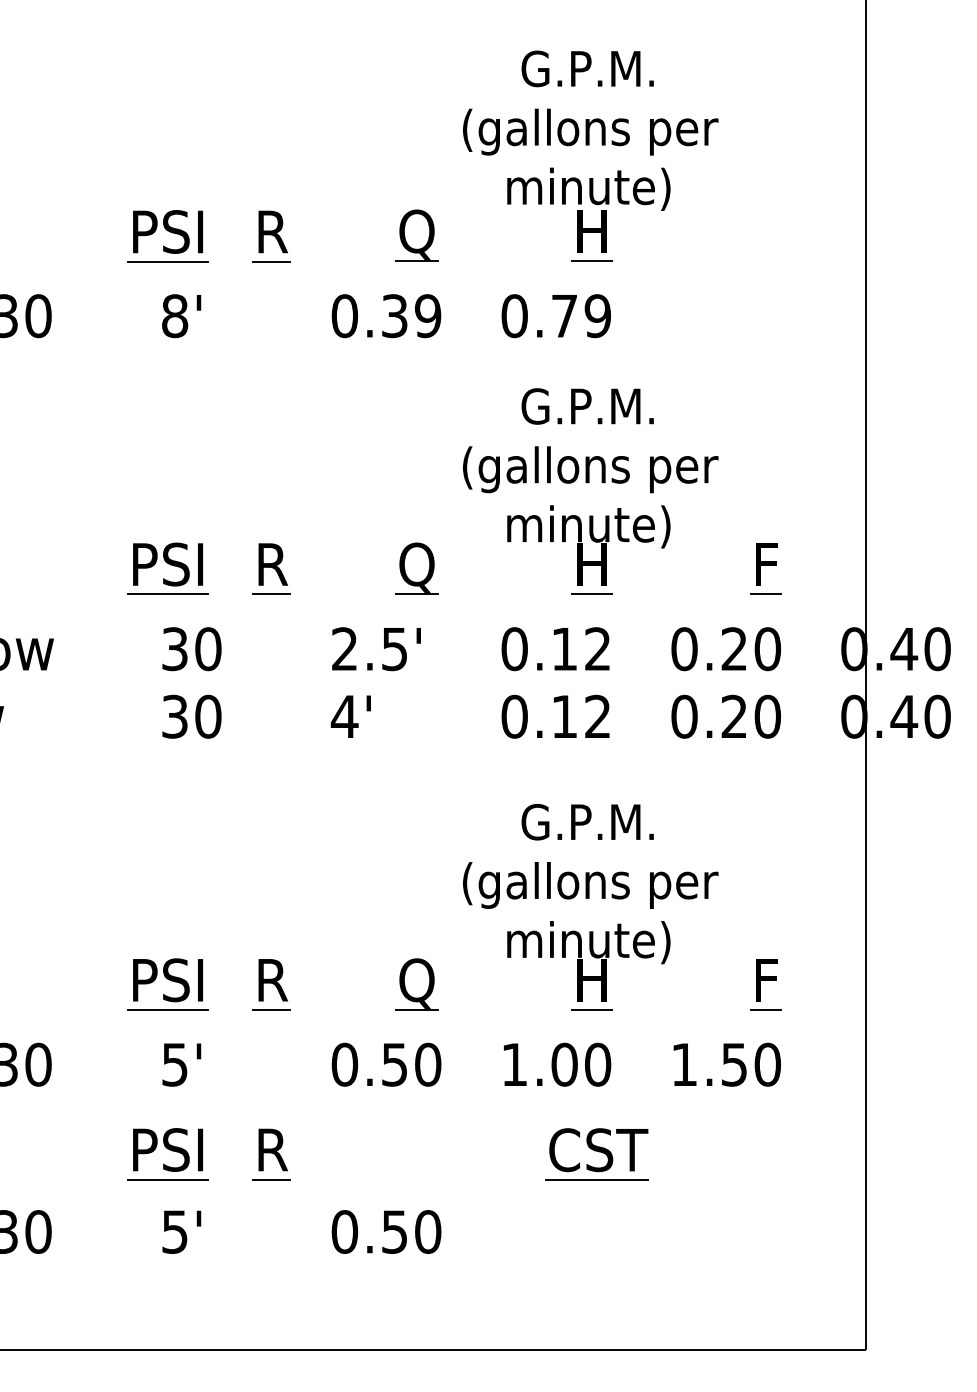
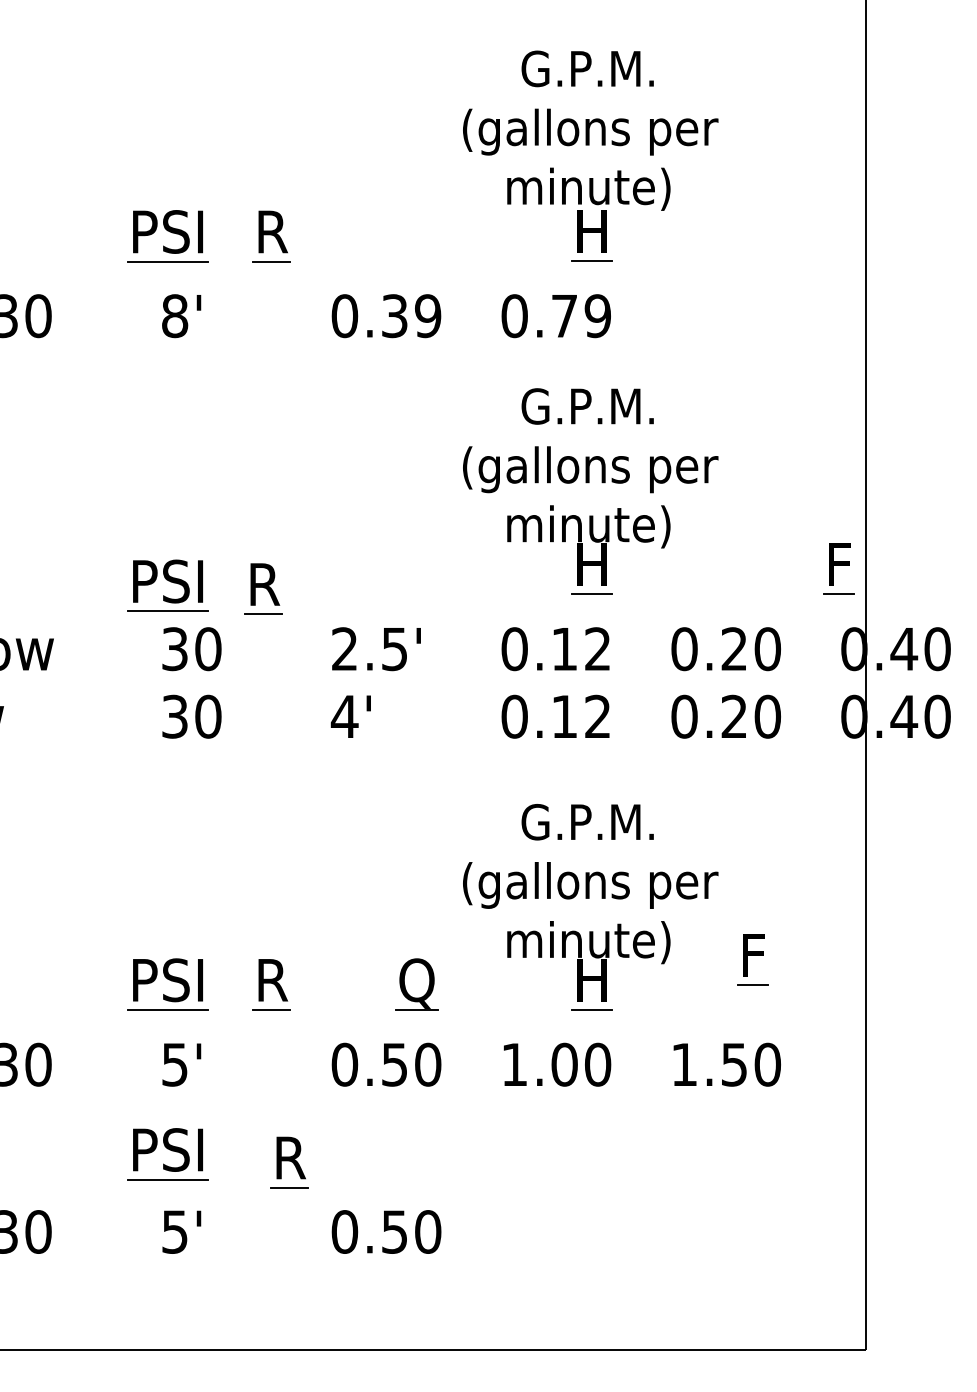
part: present -> none (416, 235)
part position: (167, 568) -> (167, 585) (167, 585)
part position: (271, 568) -> (263, 588) (263, 588)
part: present -> none (416, 568)
part position: (765, 568) -> (838, 568) (838, 568)
part position: (765, 984) -> (752, 959) (752, 959)
part position: (271, 1154) -> (289, 1162) (289, 1162)
part: present -> none (596, 1154)
